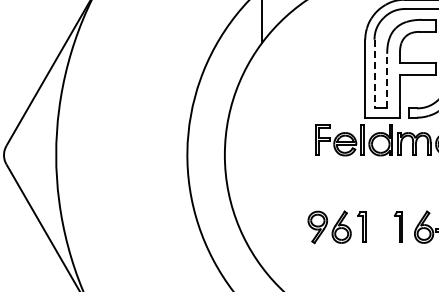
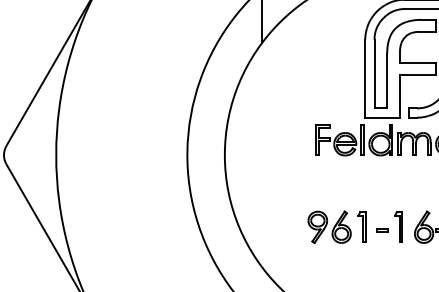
line: dashed -> solid (374, 74)
line: dashed -> solid (387, 80)
part: none -> present (382, 230)
